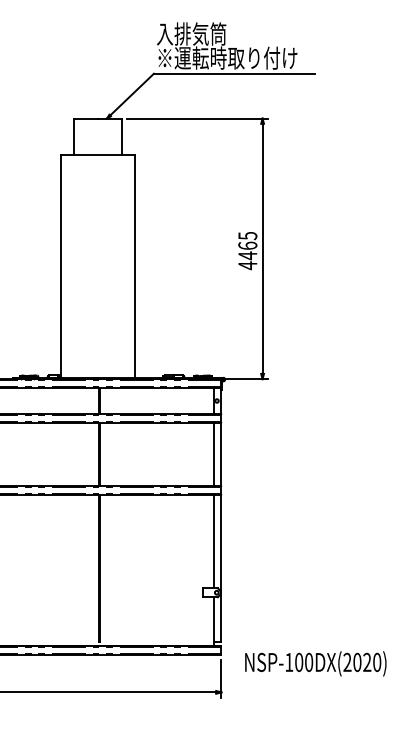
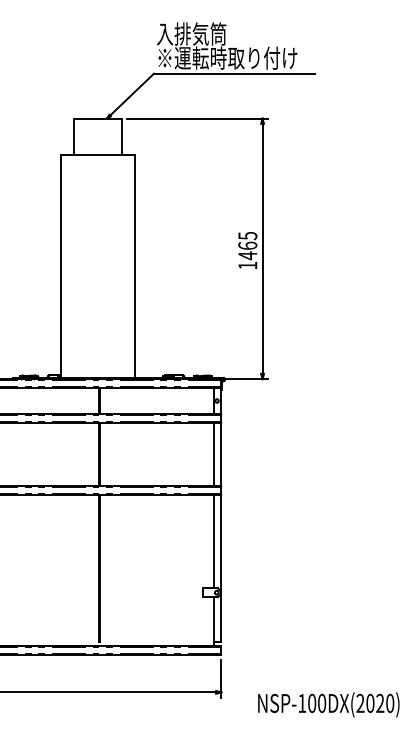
text: 4465 -> 1465 (247, 265)
text position: (315, 663) -> (328, 704) (328, 704)
